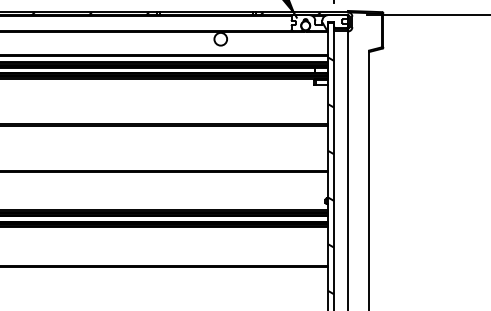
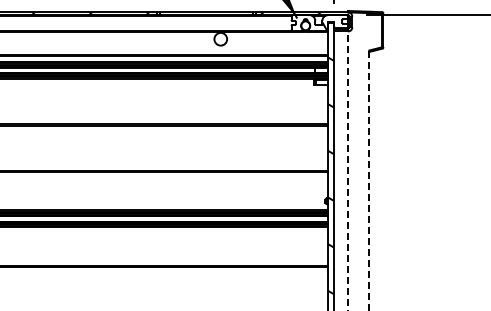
line: solid -> dashed (348, 170)
line: solid -> dashed (369, 180)
